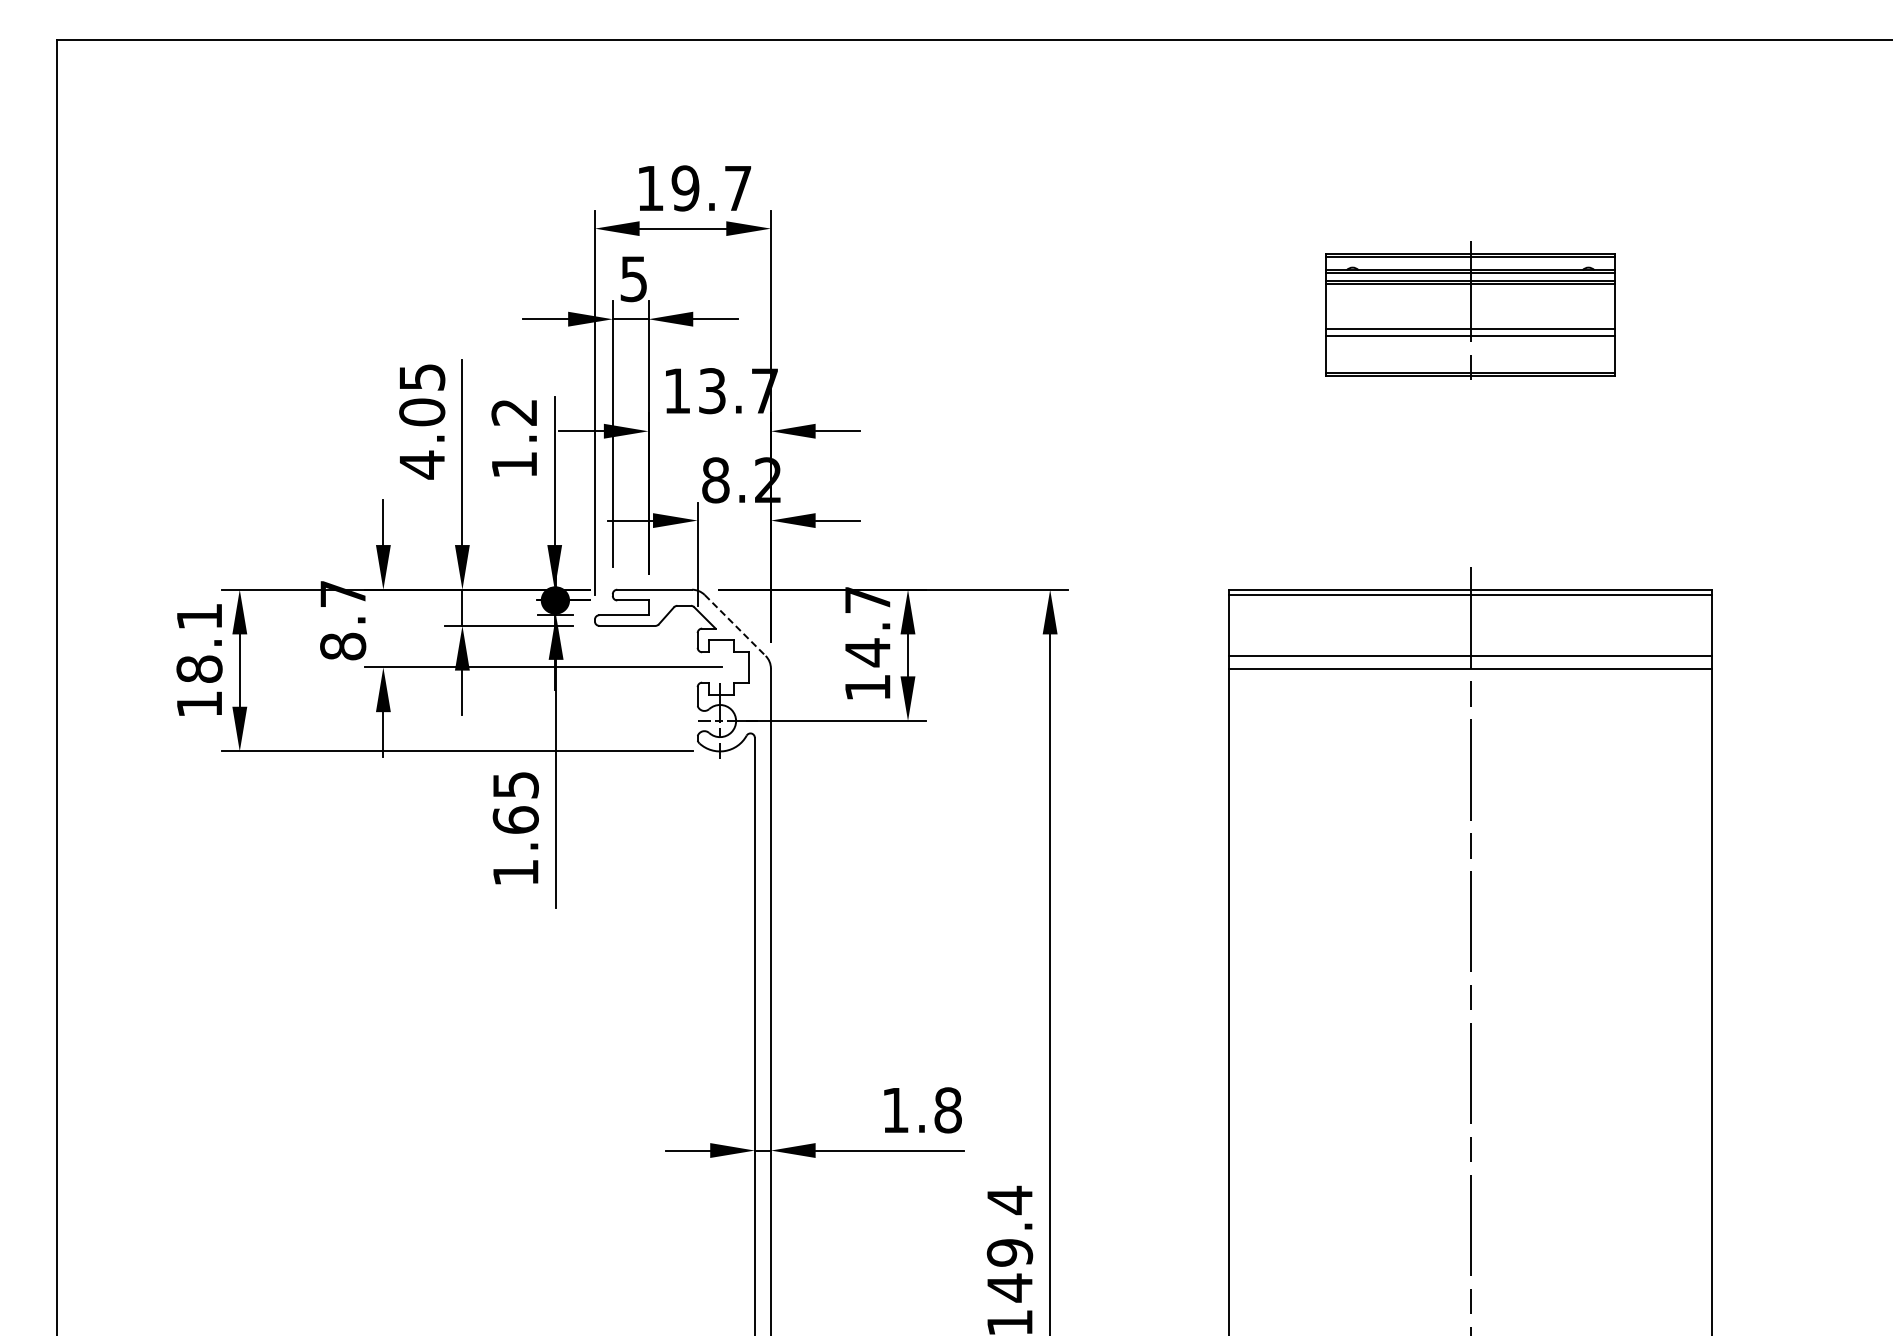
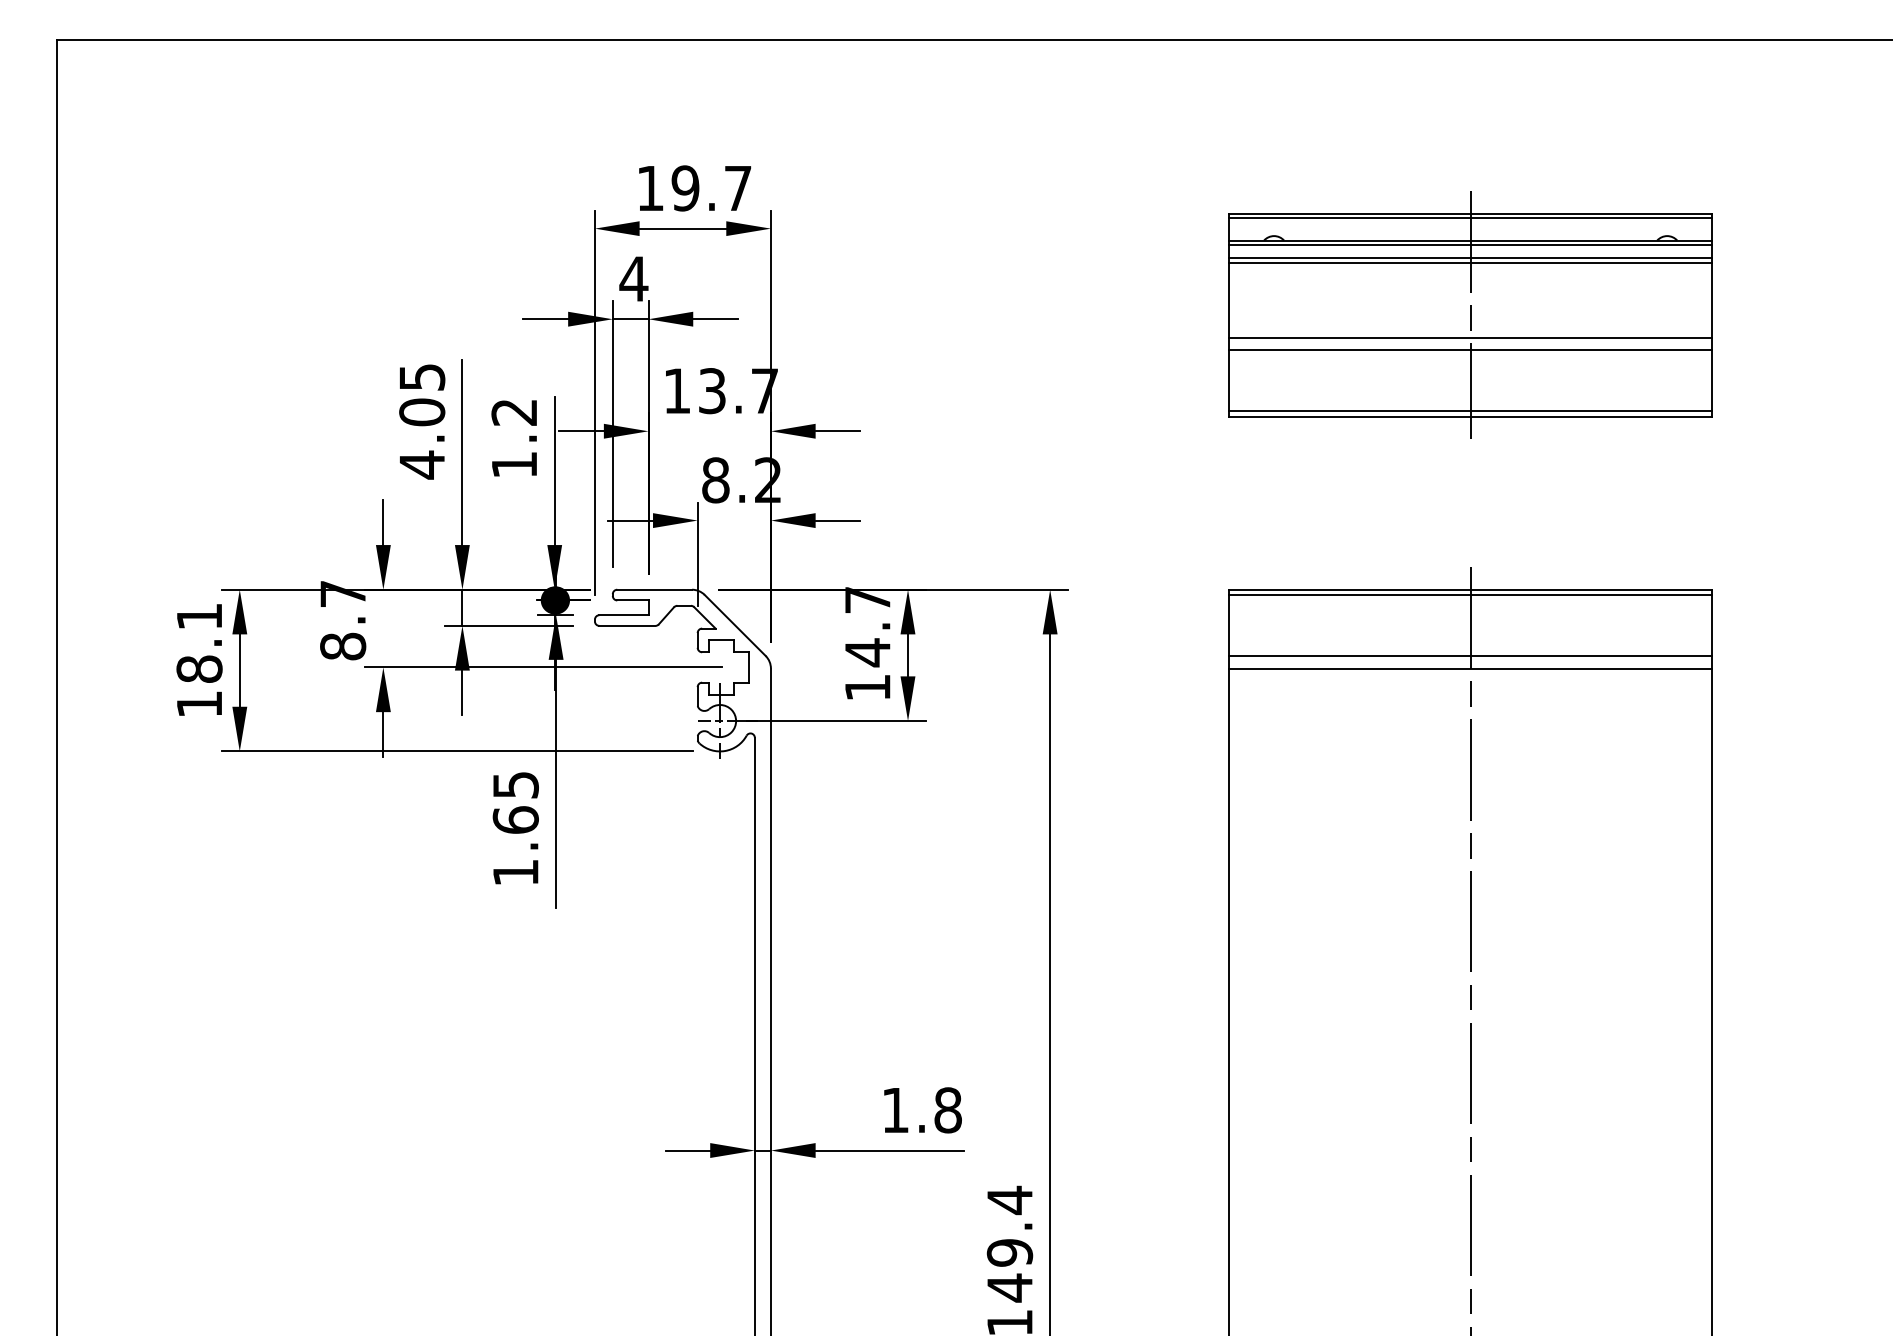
text: 5 -> 4 (633, 279)
part size: 291x139 px -> 485x248 px (1470, 314)
line: dashed -> solid (735, 625)
